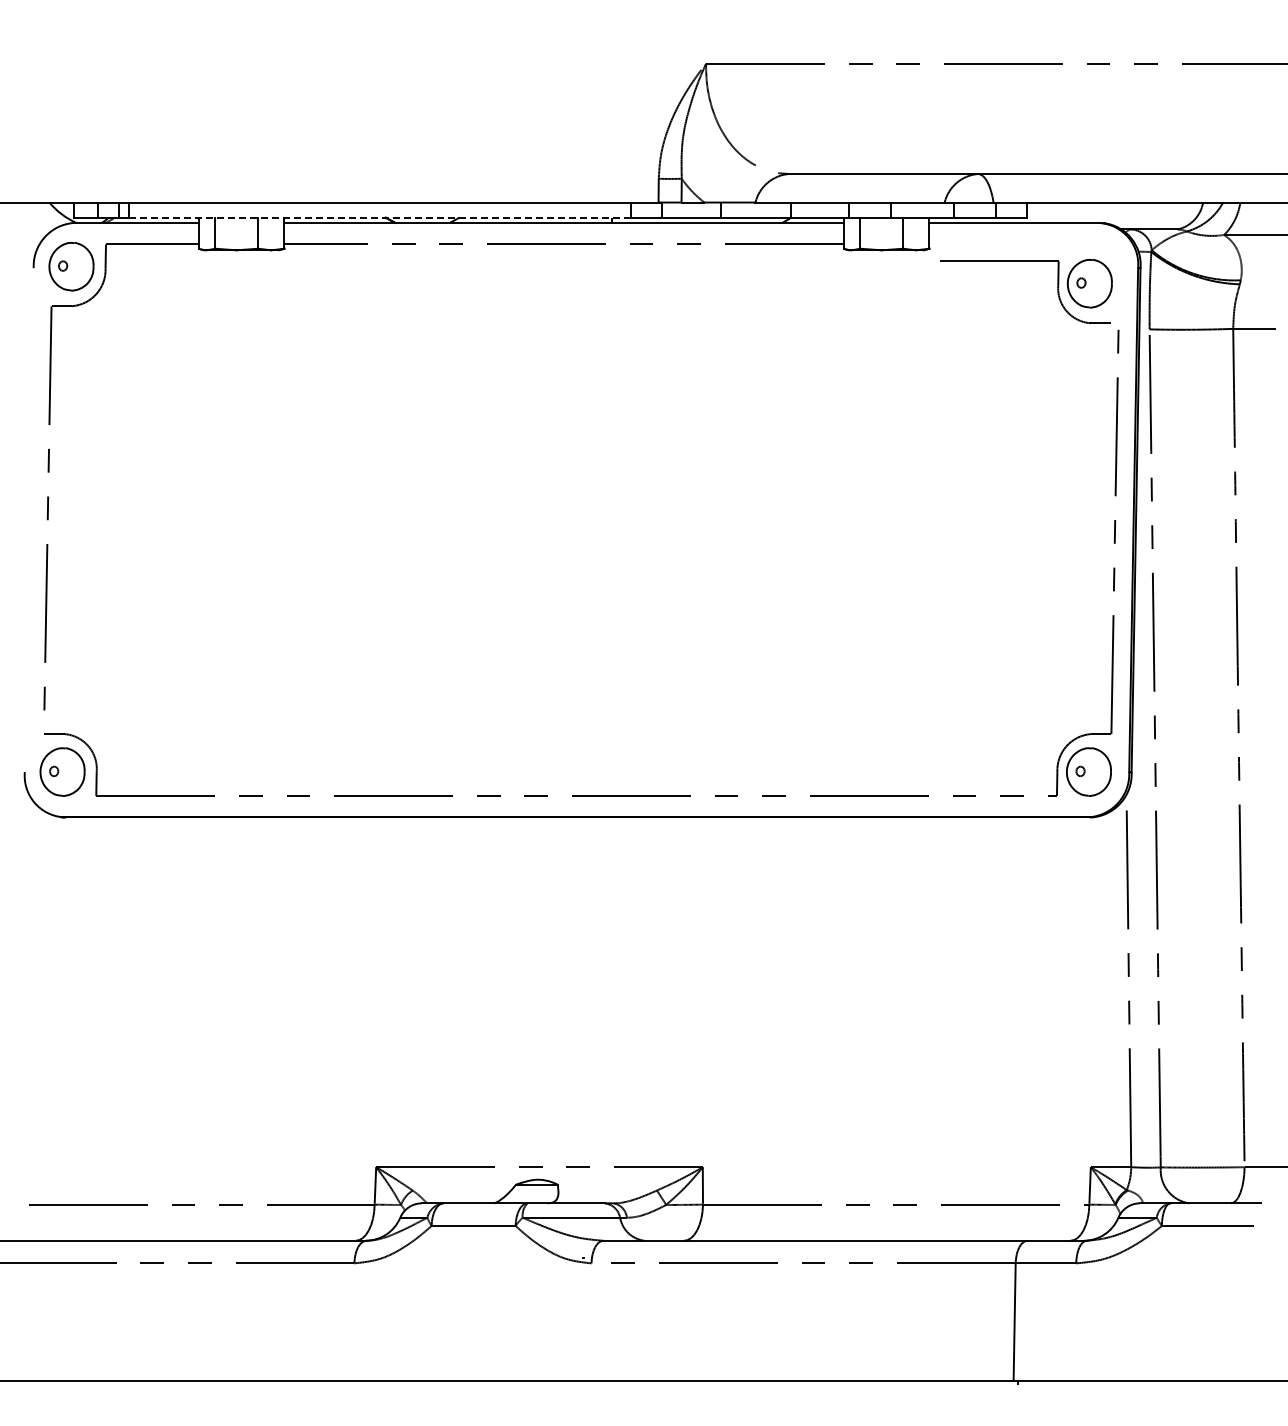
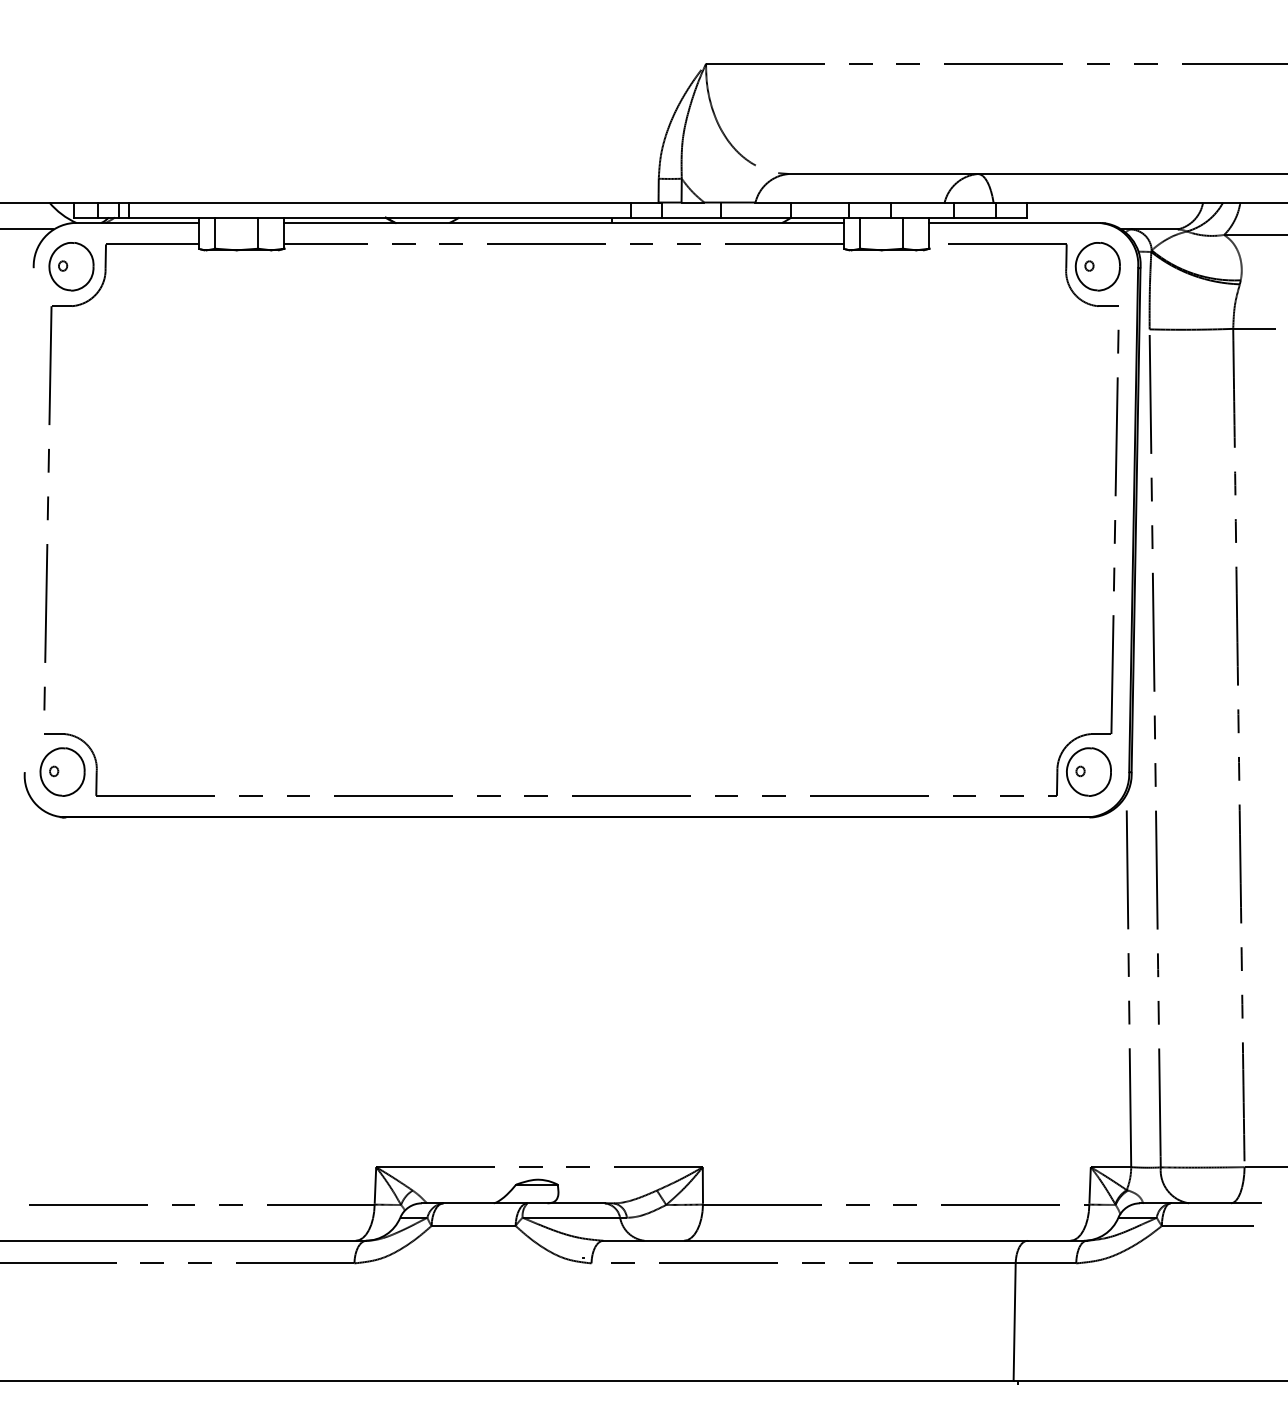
line: dashed -> solid (380, 217)
line: none -> present (27, 229)
part position: (1026, 261) -> (1034, 244) (1034, 244)
